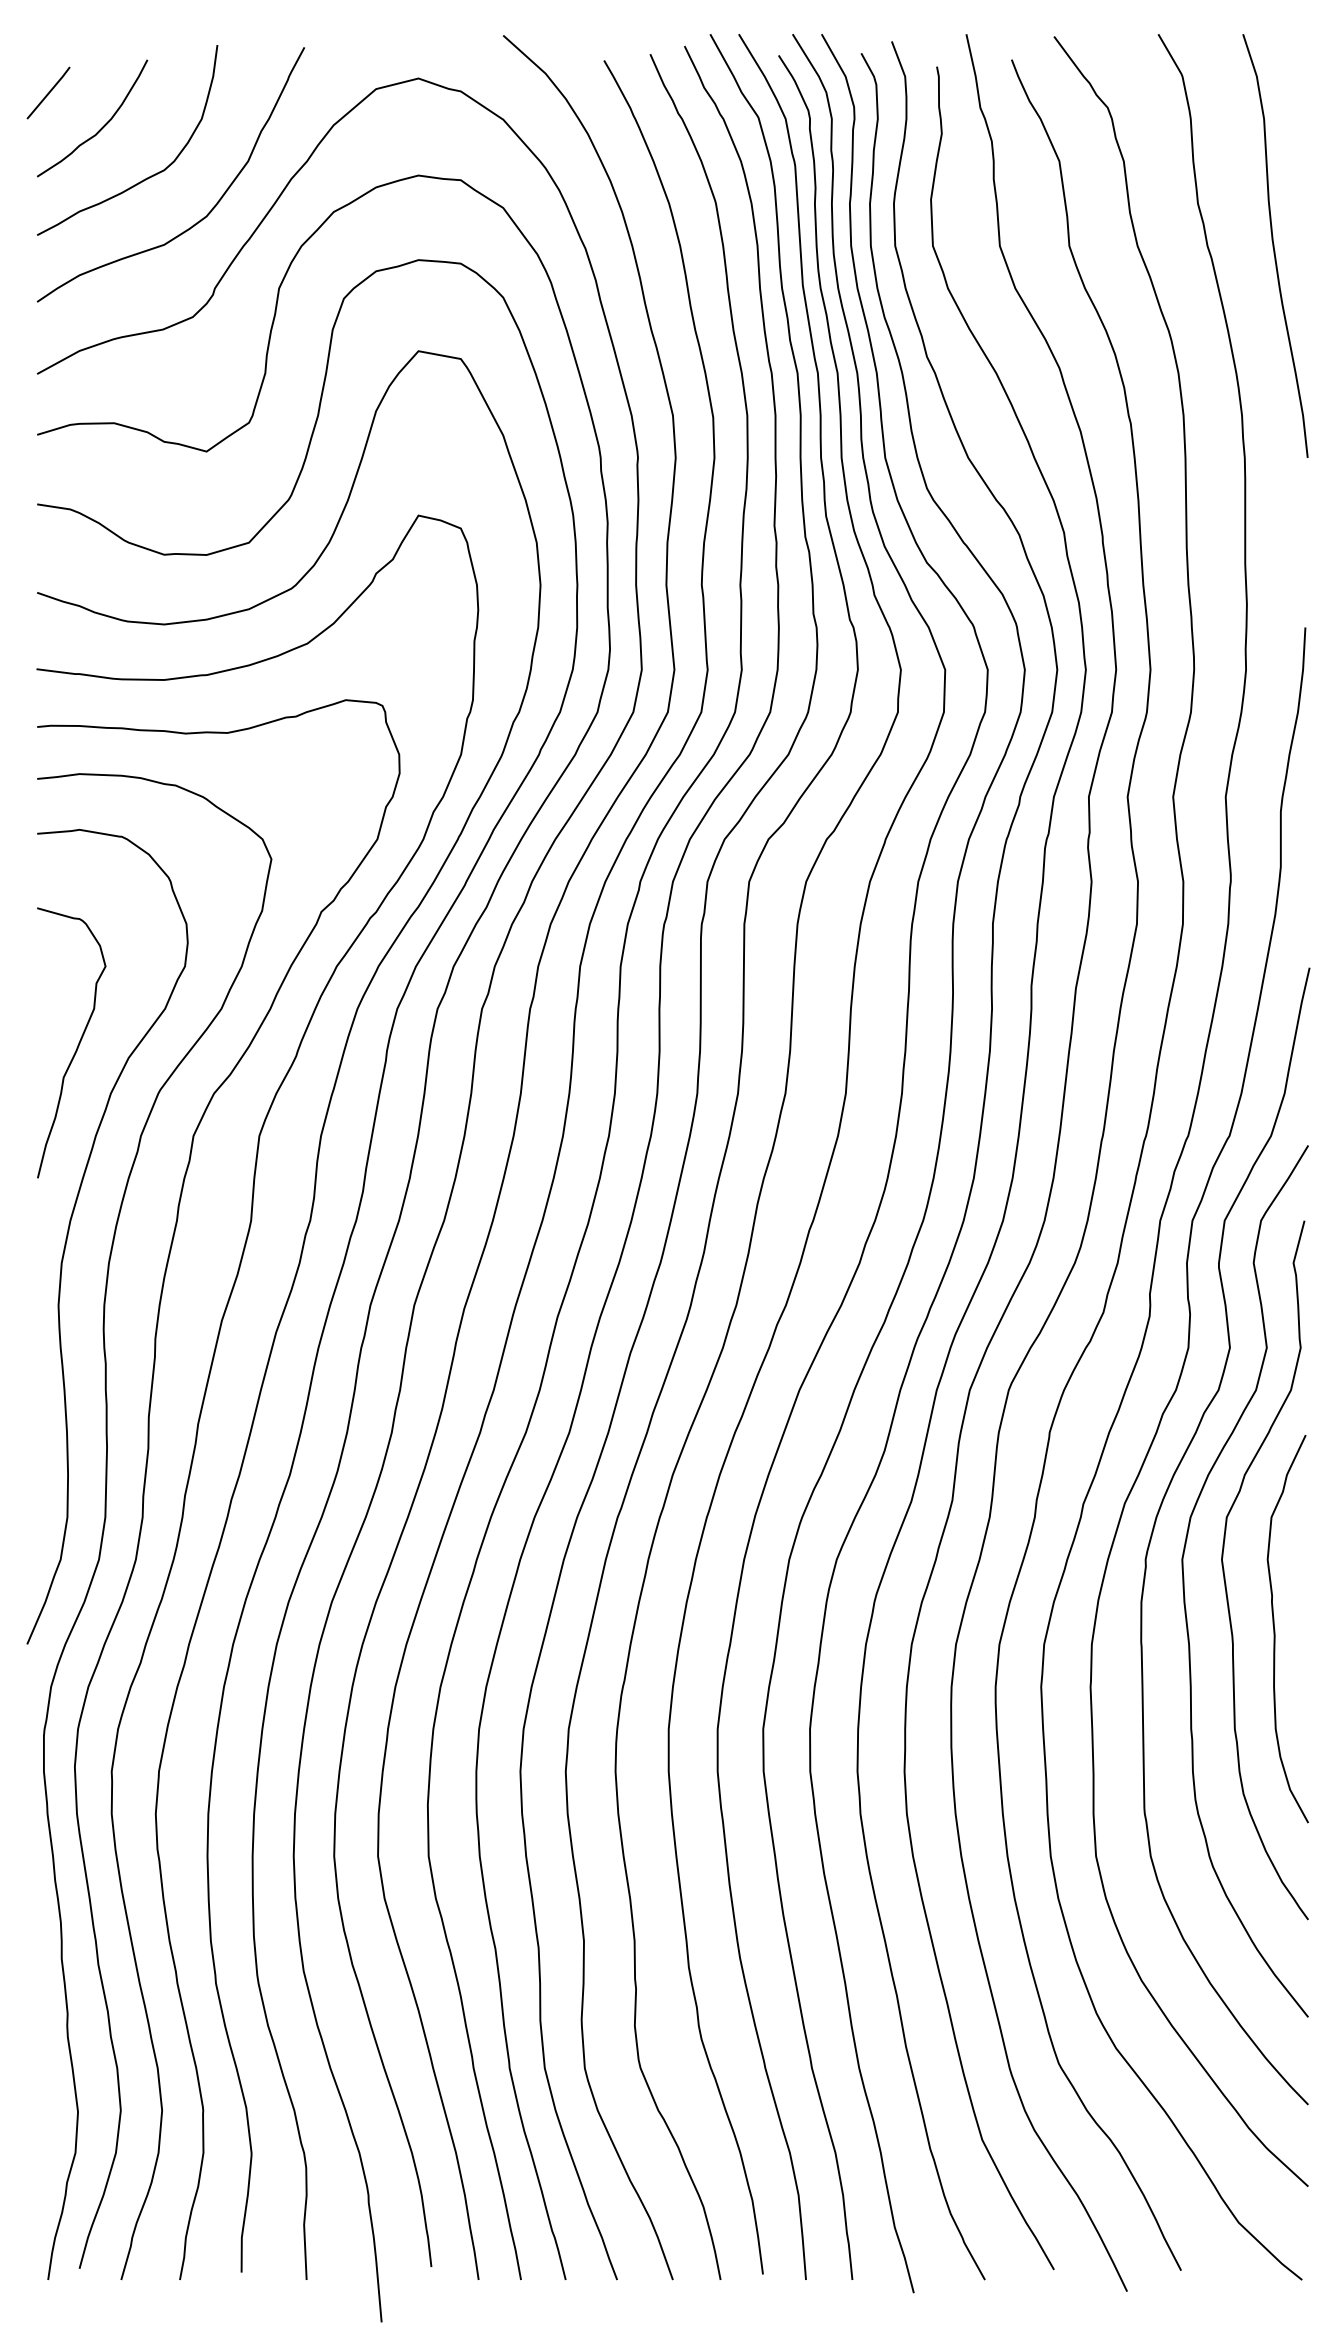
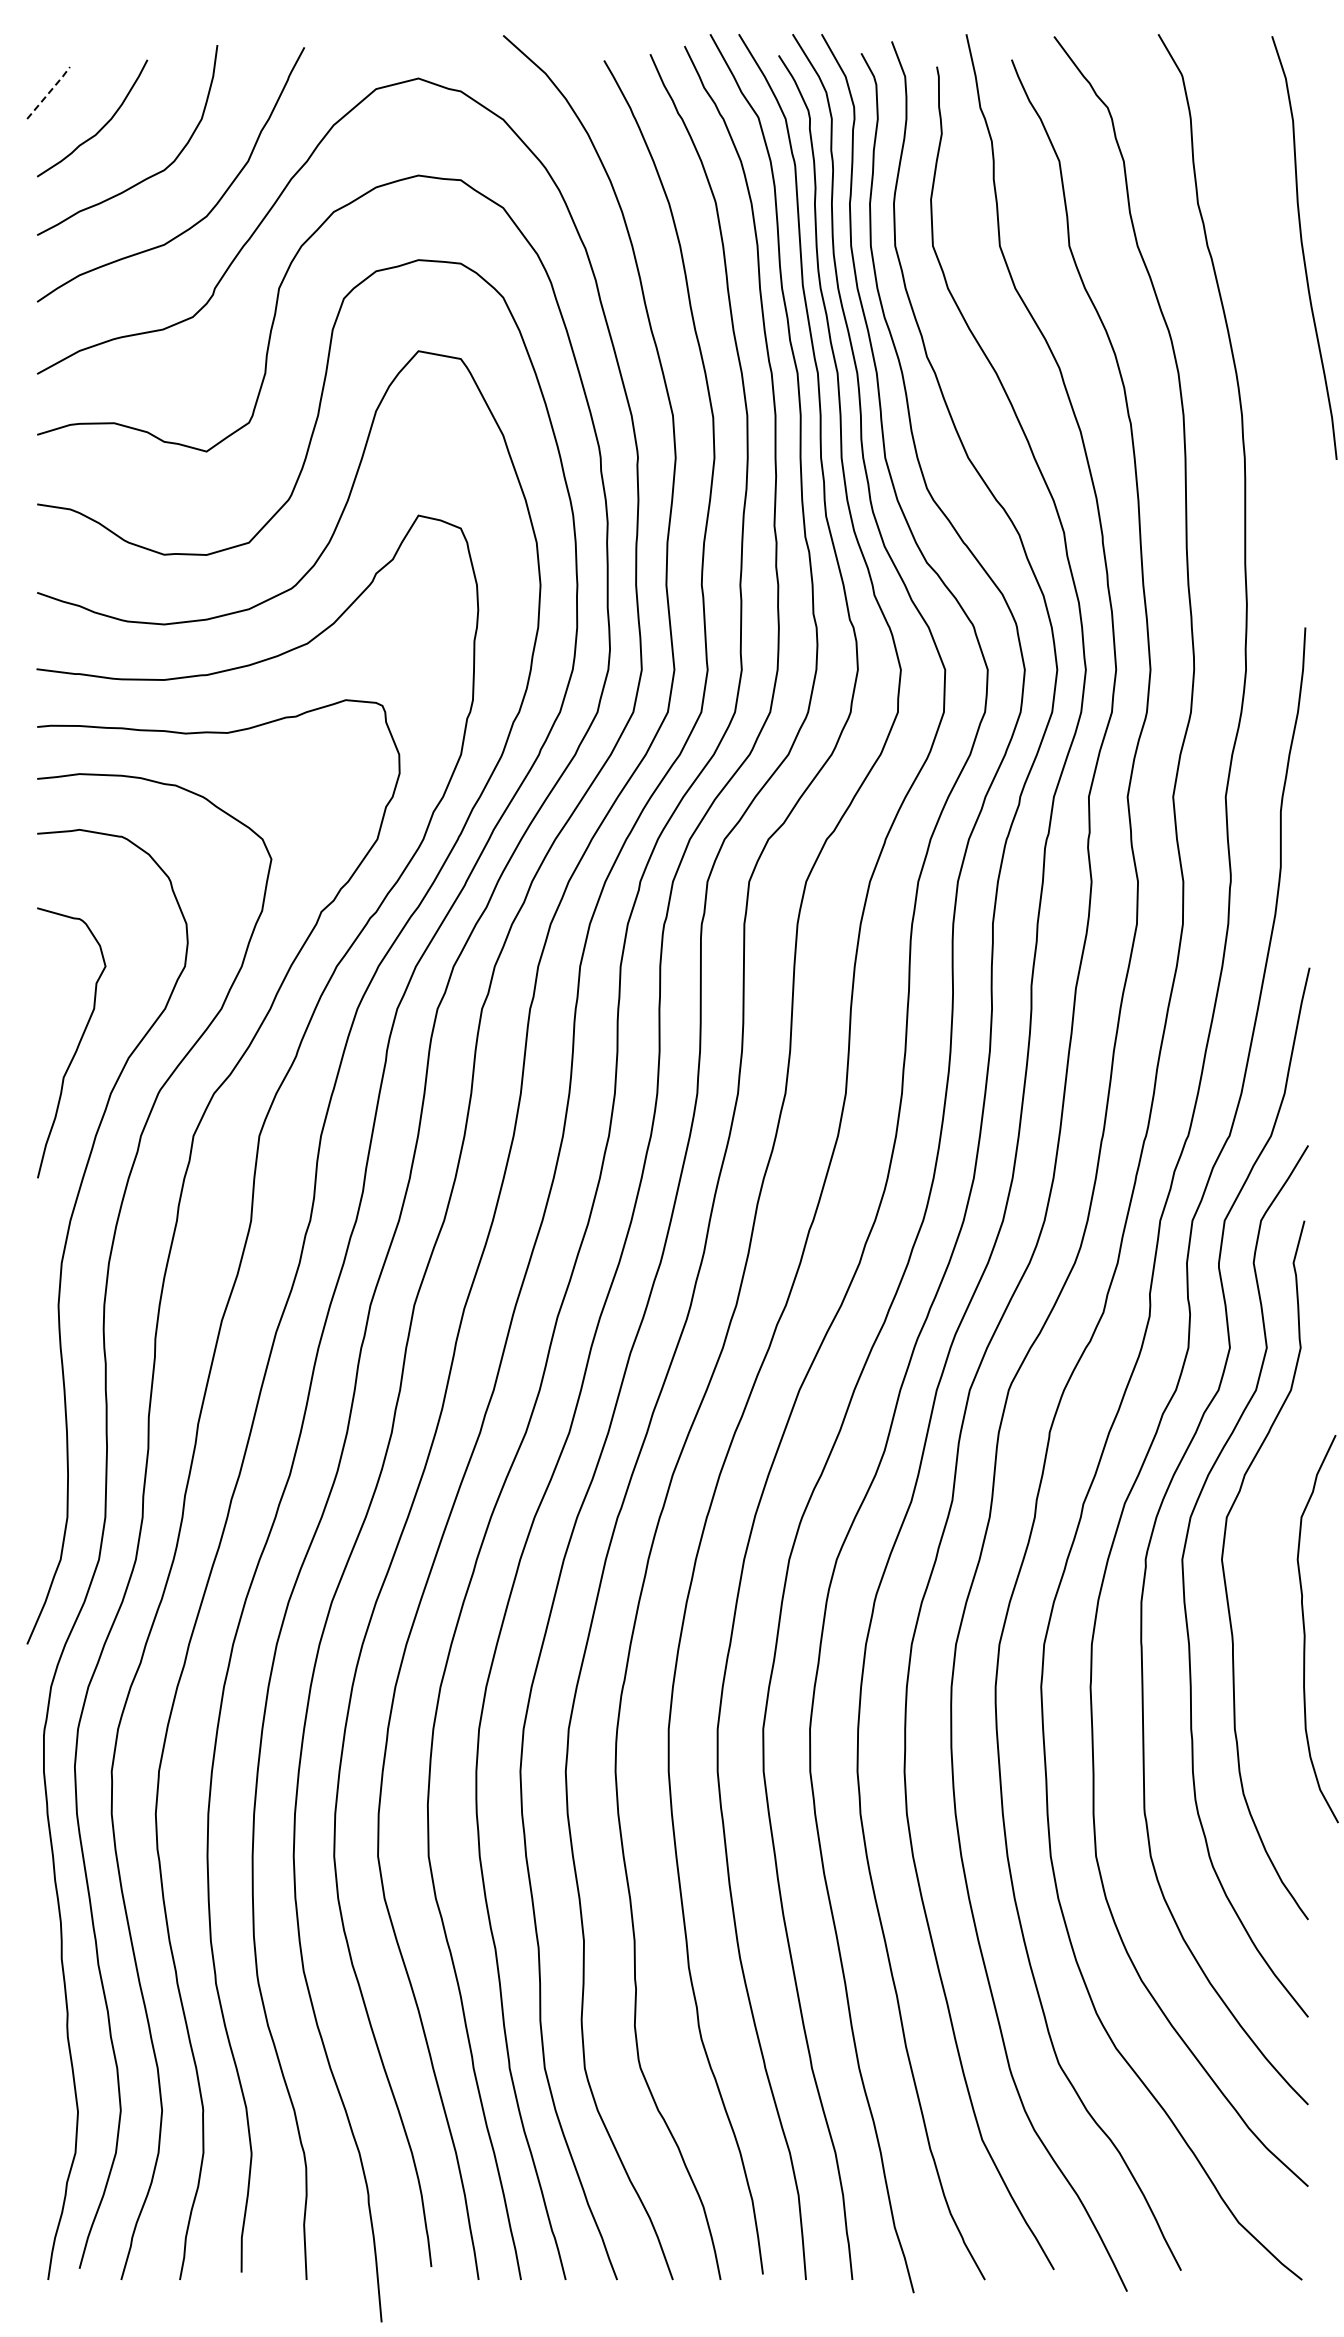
line: solid -> dashed (49, 92)
curve position: (1274, 245) -> (1303, 247) (1303, 247)
curve position: (1275, 1629) -> (1305, 1629) (1305, 1629)
